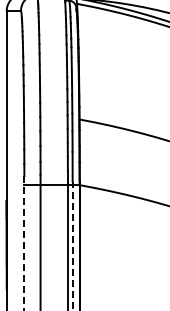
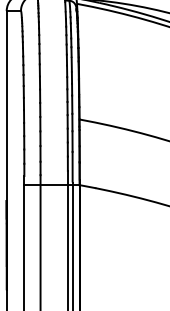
line: dashed -> solid (24, 244)
line: dashed -> solid (72, 245)
